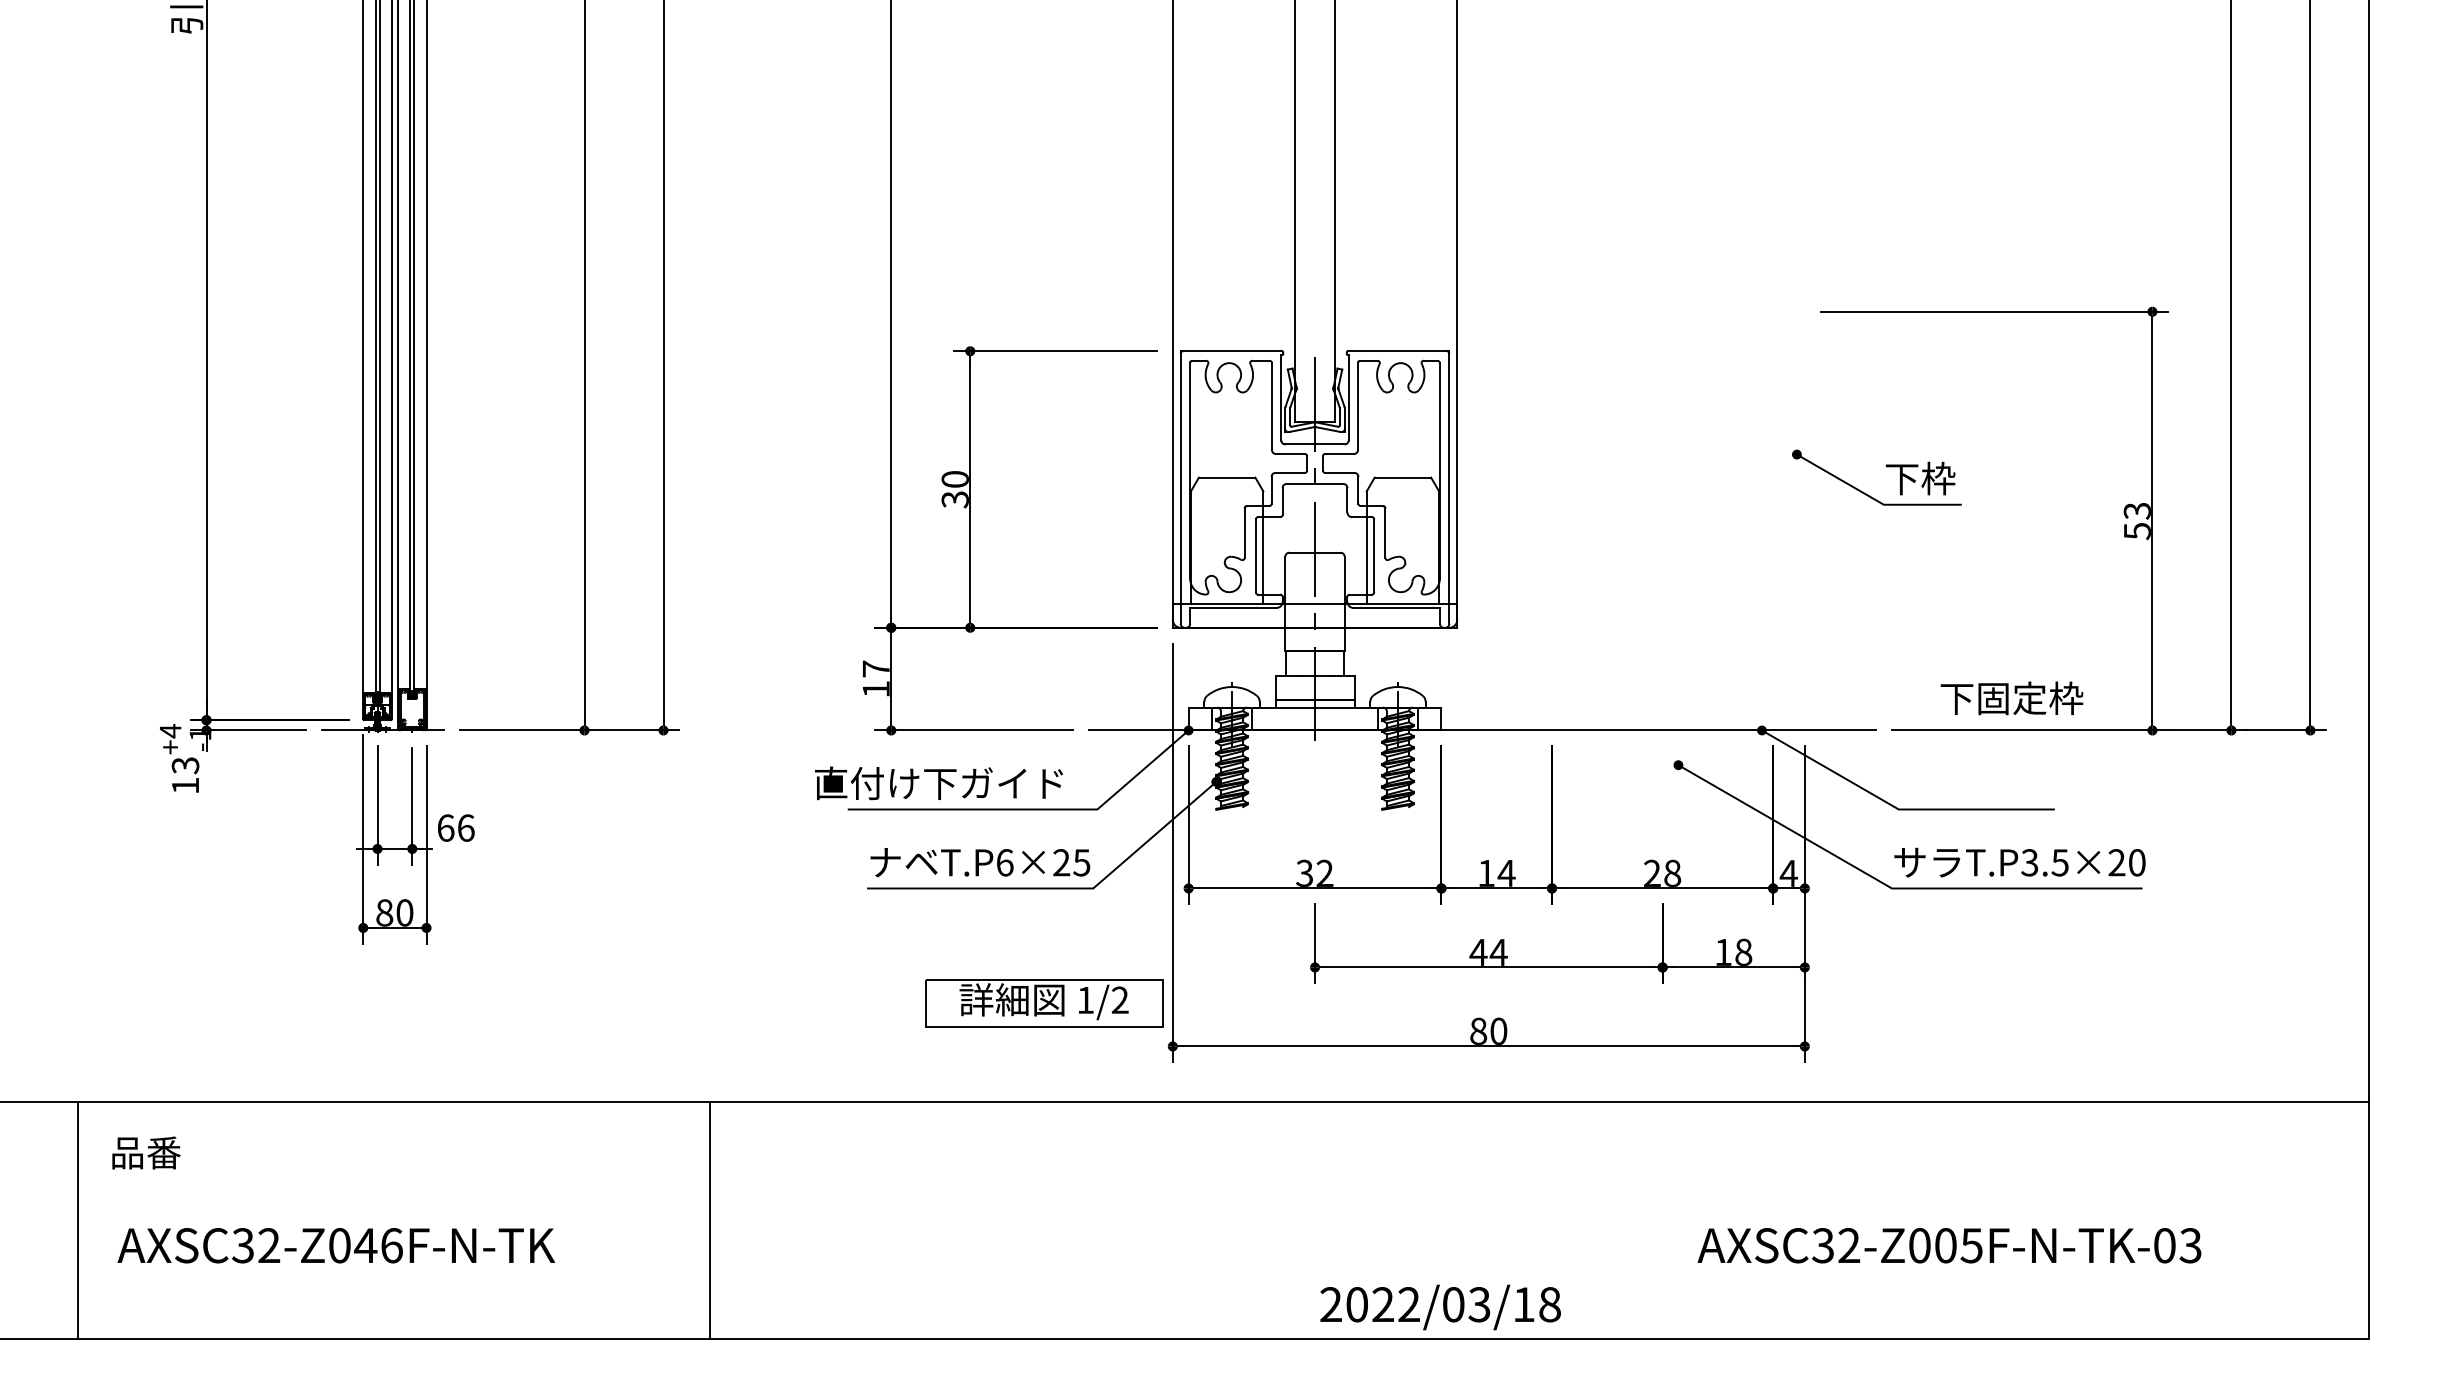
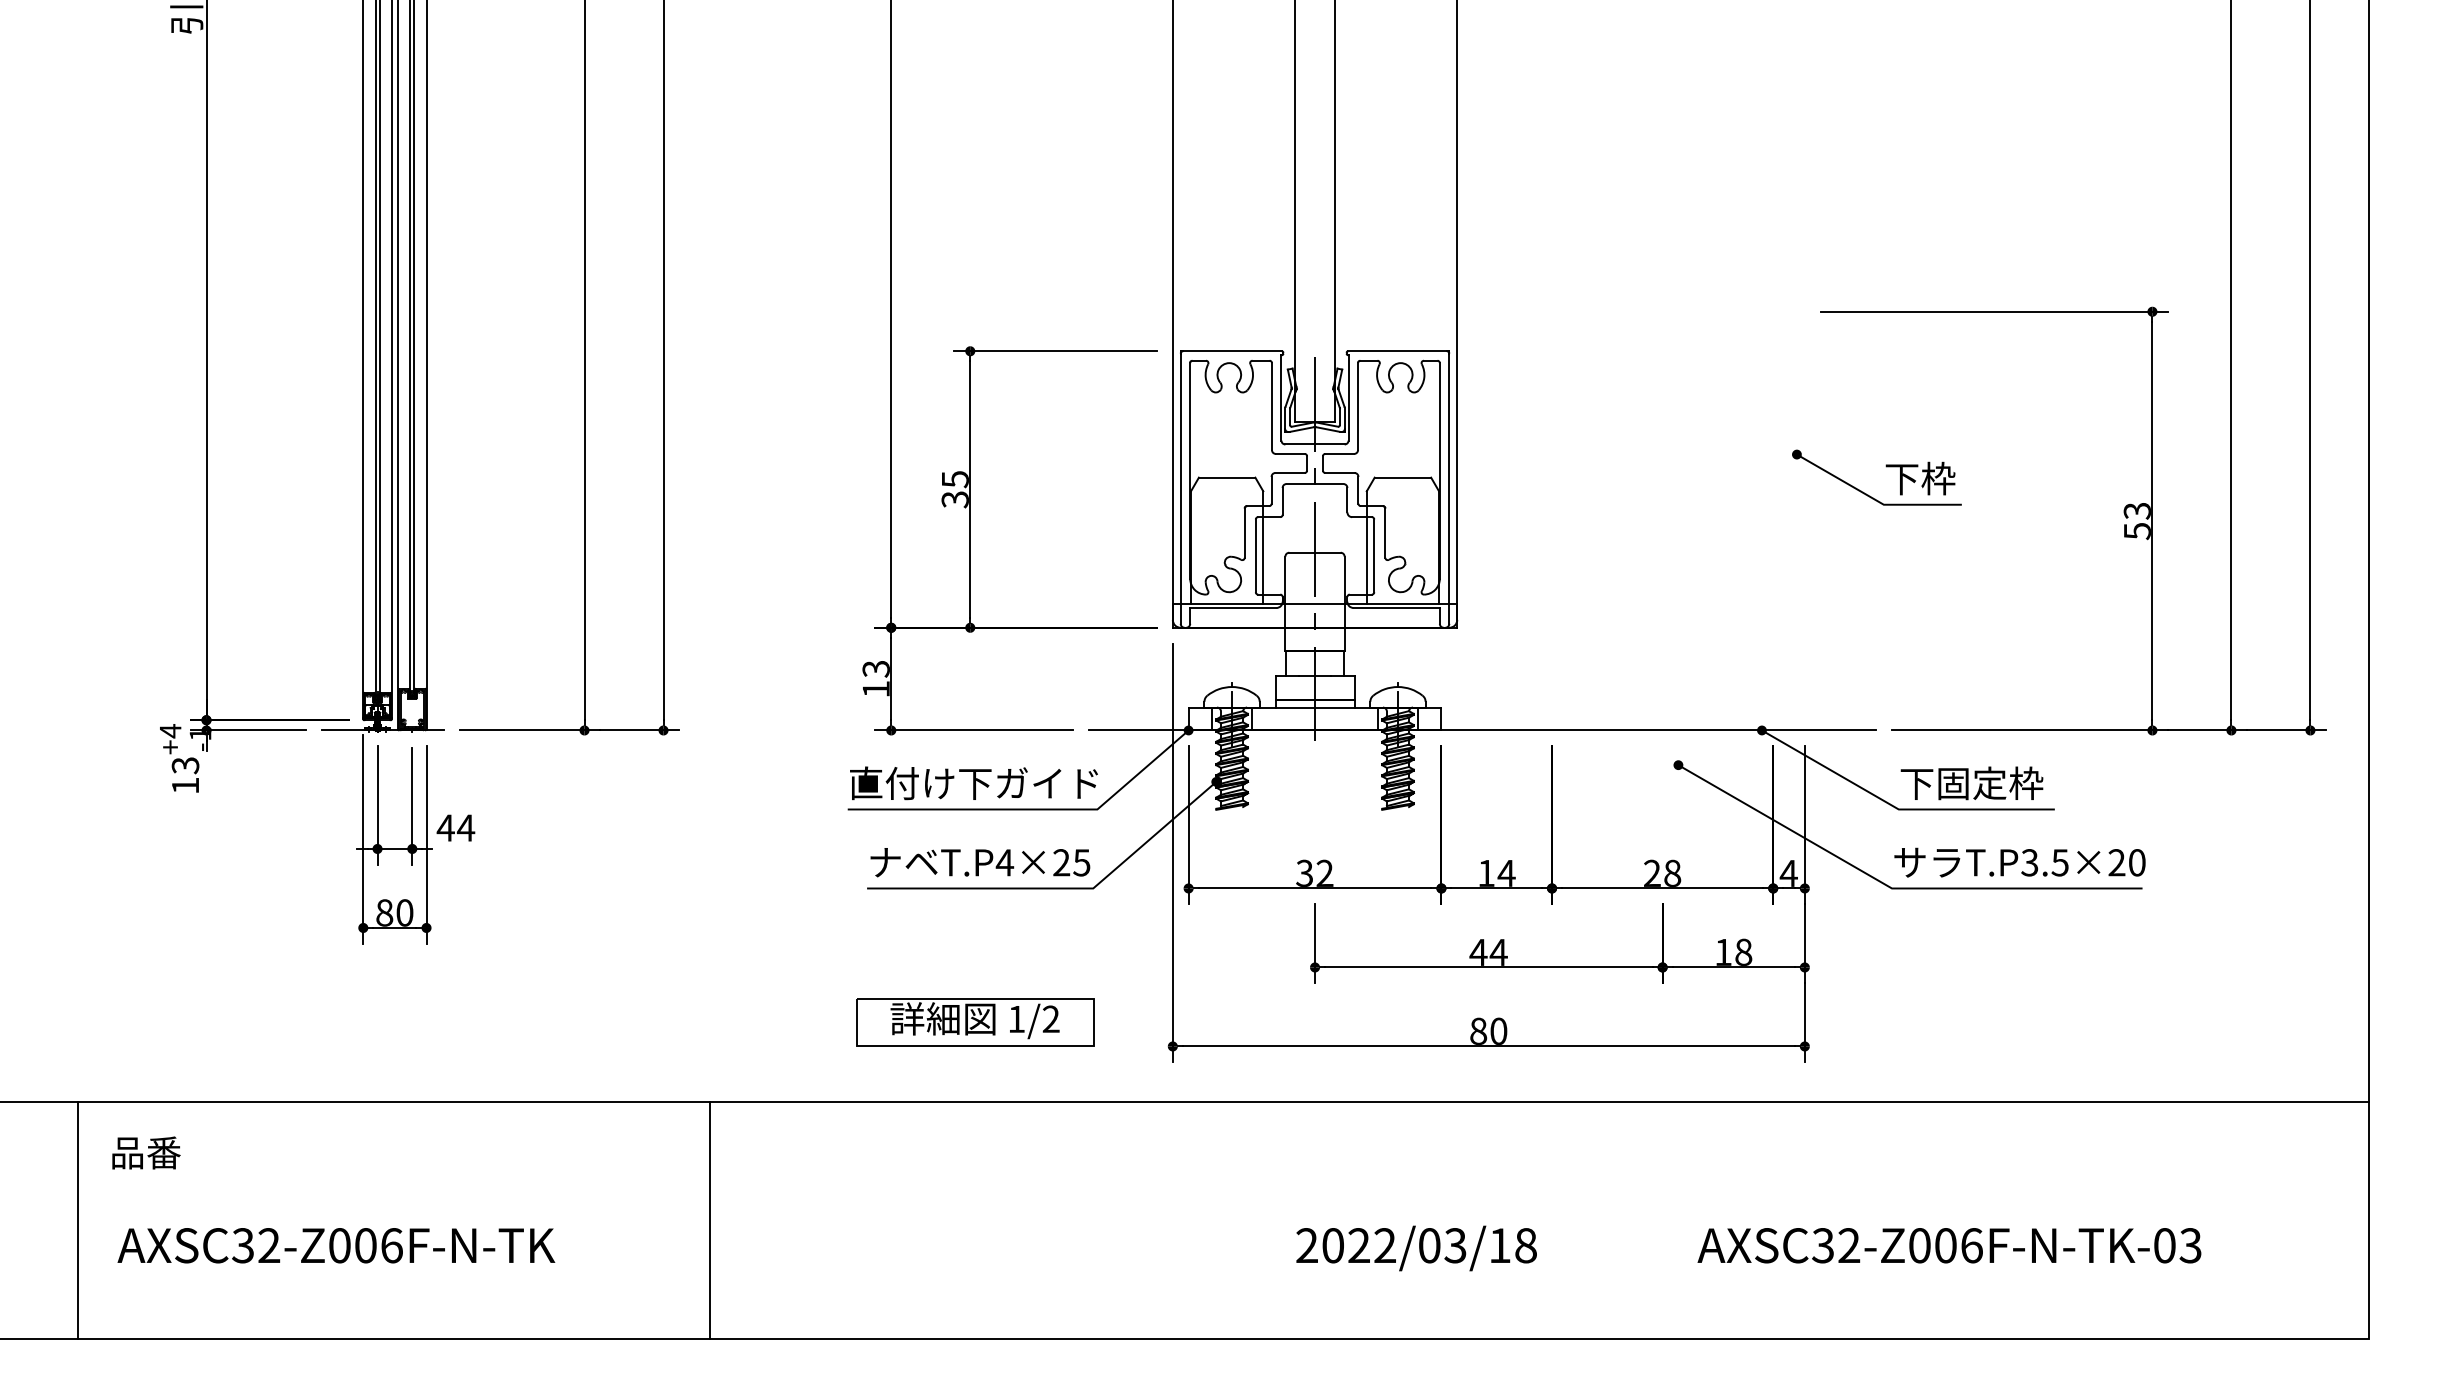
text: 30 -> 35 (954, 479)
text: 17 -> 13 (875, 668)
text position: (2011, 698) -> (1971, 783) (1971, 783)
text position: (938, 783) -> (973, 783) (973, 783)
text: 66 -> 44 (455, 827)
text: T.P6×25 -> T.P4×25 (1004, 862)
part position: (1044, 1003) -> (975, 1022) (975, 1022)
text: AXSC32-Z046F-N-TK -> AXSC32-Z006F-N-TK (365, 1245)
text: AXSC32-Z005F-N-TK-03 -> AXSC32-Z006F-N-TK-03 (1971, 1245)
text position: (1440, 1307) -> (1416, 1248) (1416, 1248)
